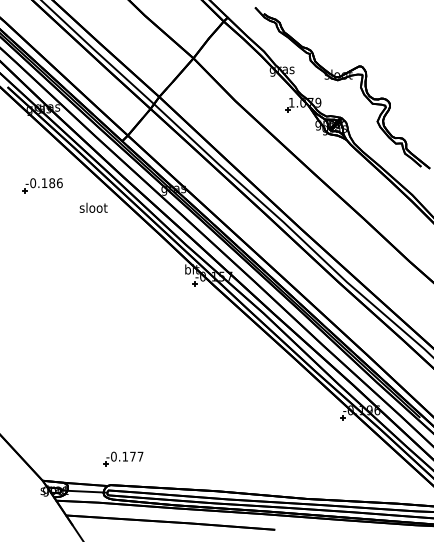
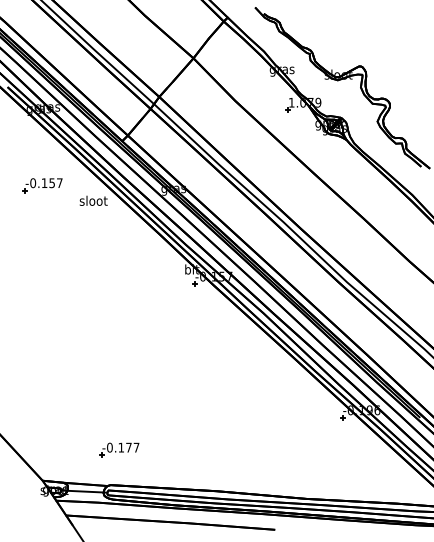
text: -0.186 -> -0.157 (55, 183)
text position: (93, 207) -> (93, 200) (93, 200)
part position: (123, 458) -> (119, 449) (119, 449)
